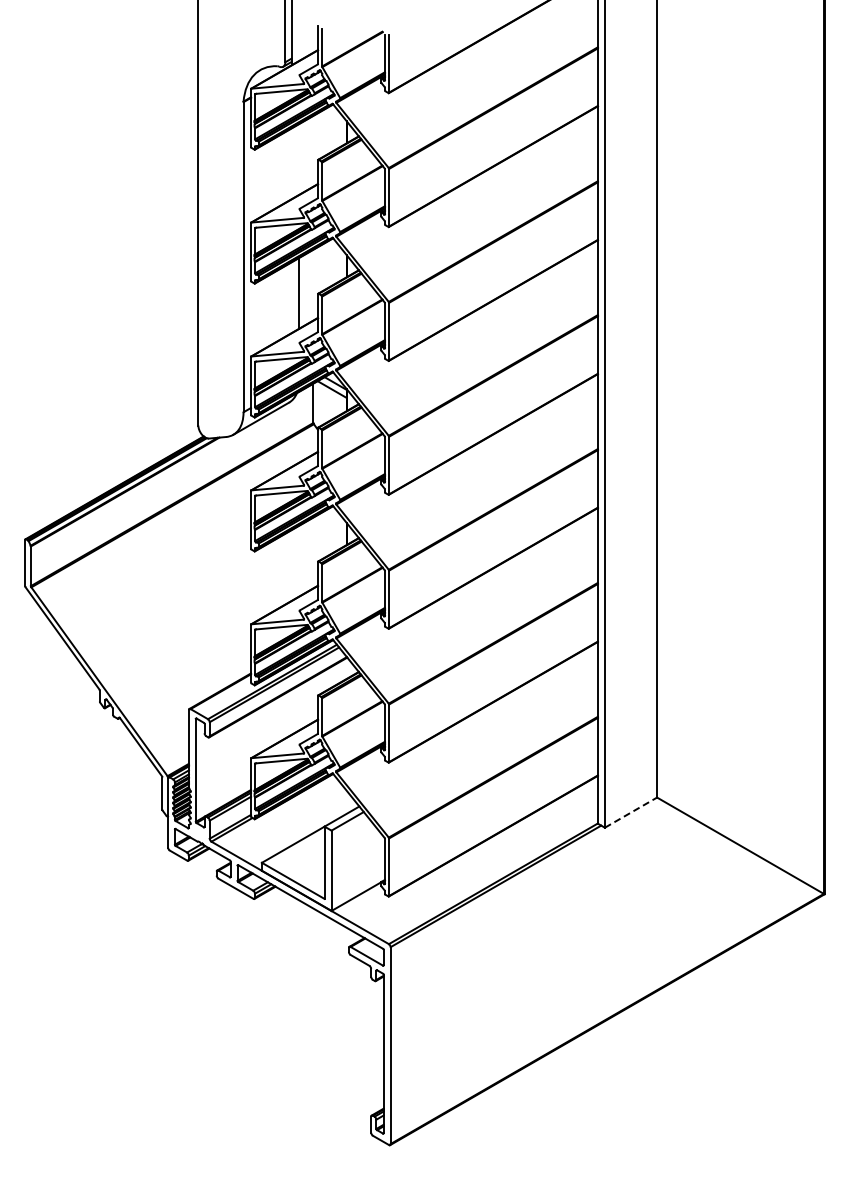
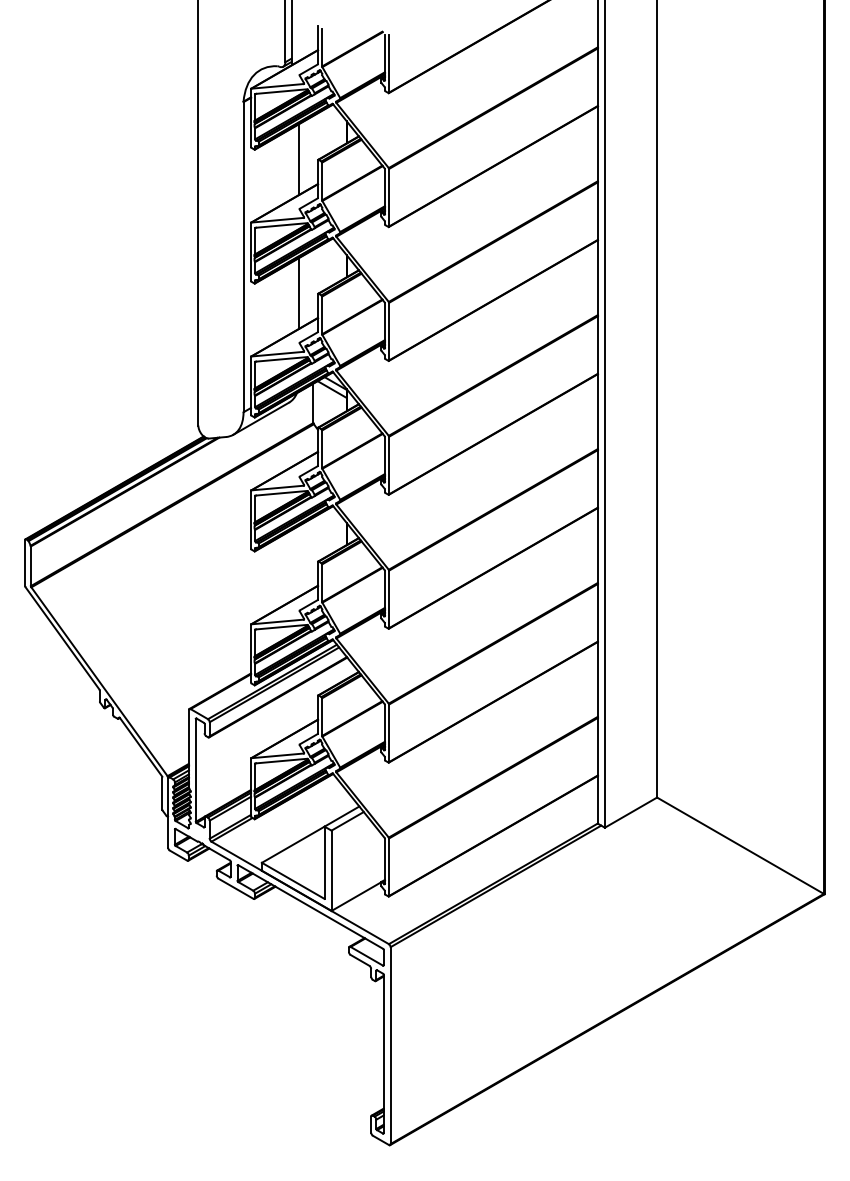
line: none -> present (299, 159)
line: dashed -> solid (631, 812)
